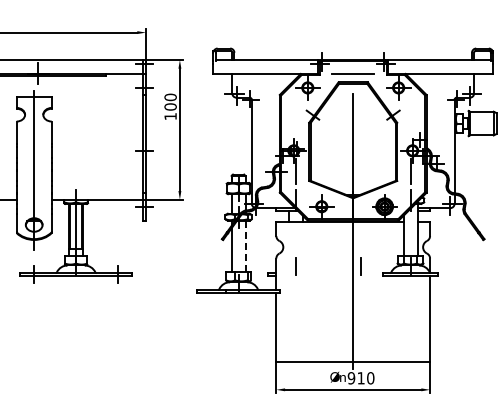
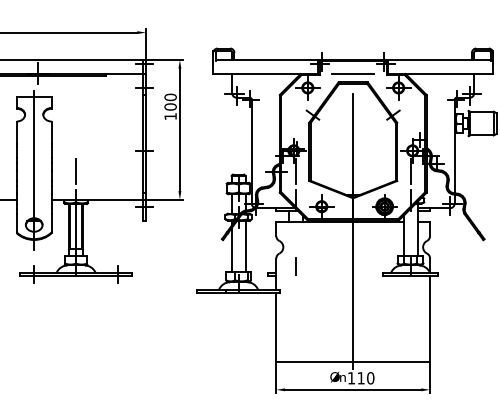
line: none -> present (76, 171)
line: dashed -> solid (245, 246)
line: present -> none (360, 266)
text: 910 -> 110 (351, 378)
